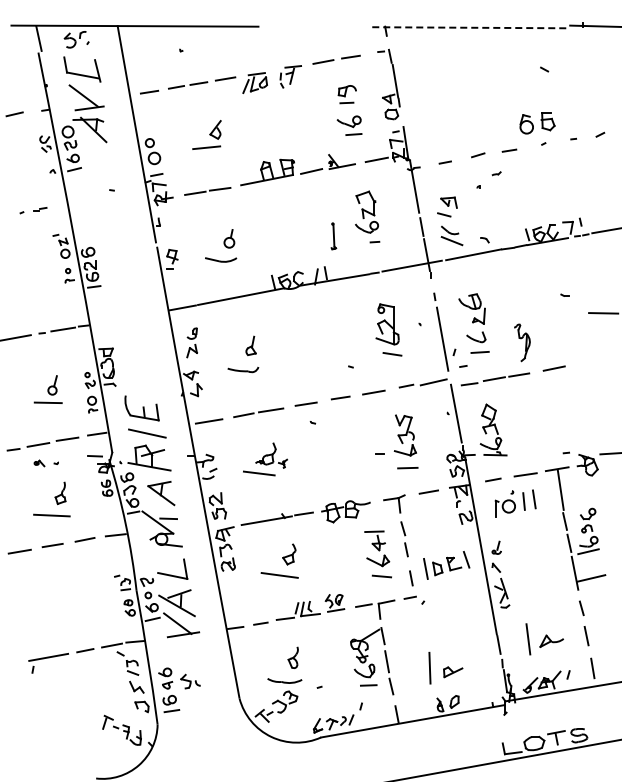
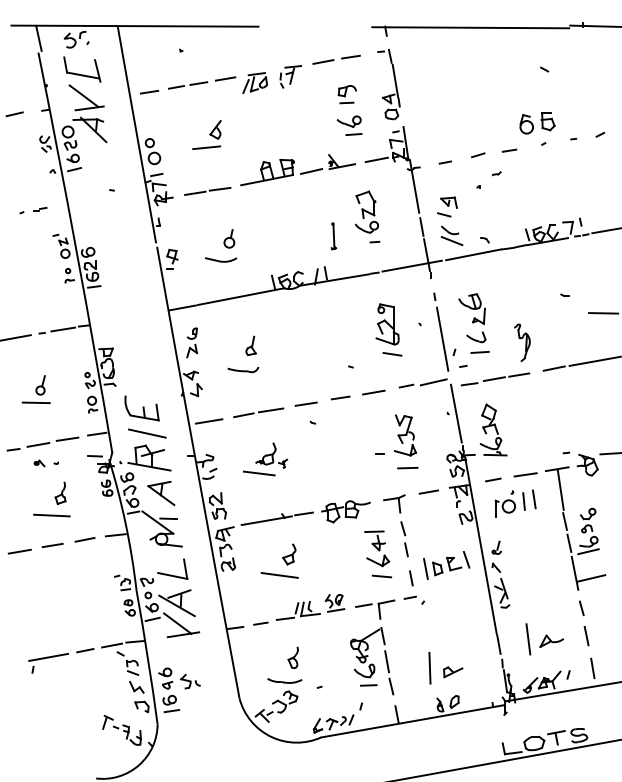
line: dashed -> solid (471, 27)
line: none -> present (593, 361)
part position: (47, 389) -> (35, 389) (35, 389)
